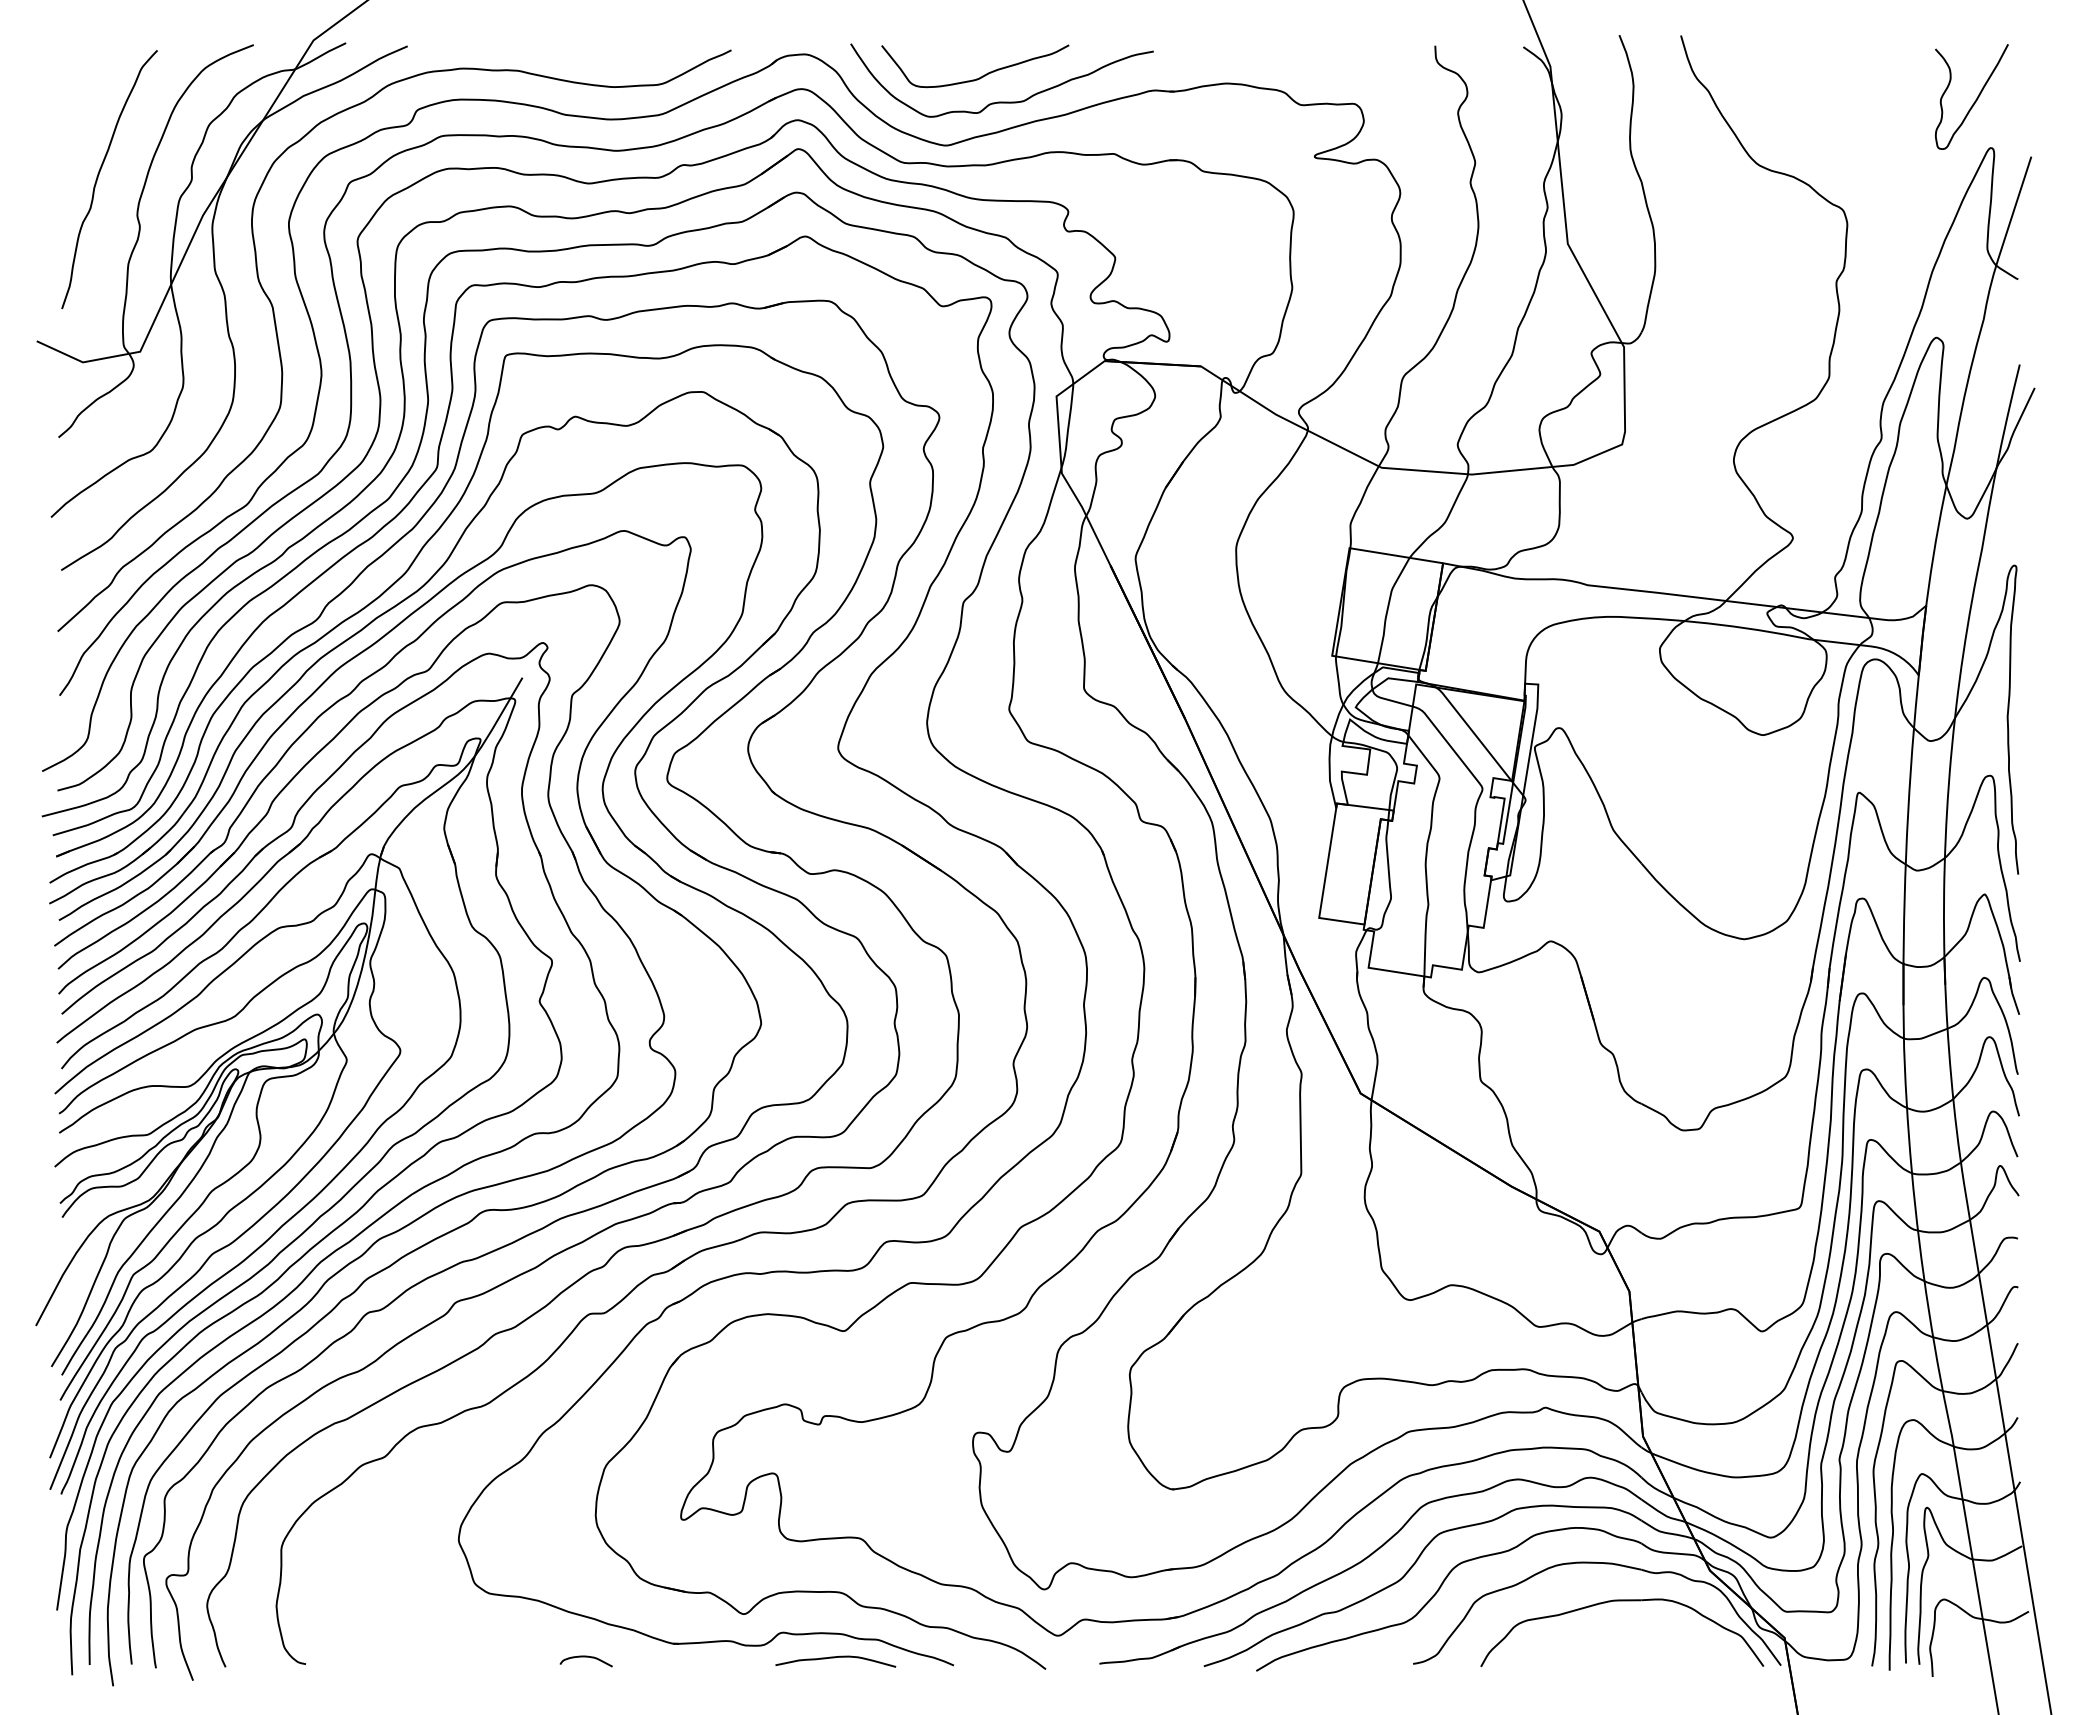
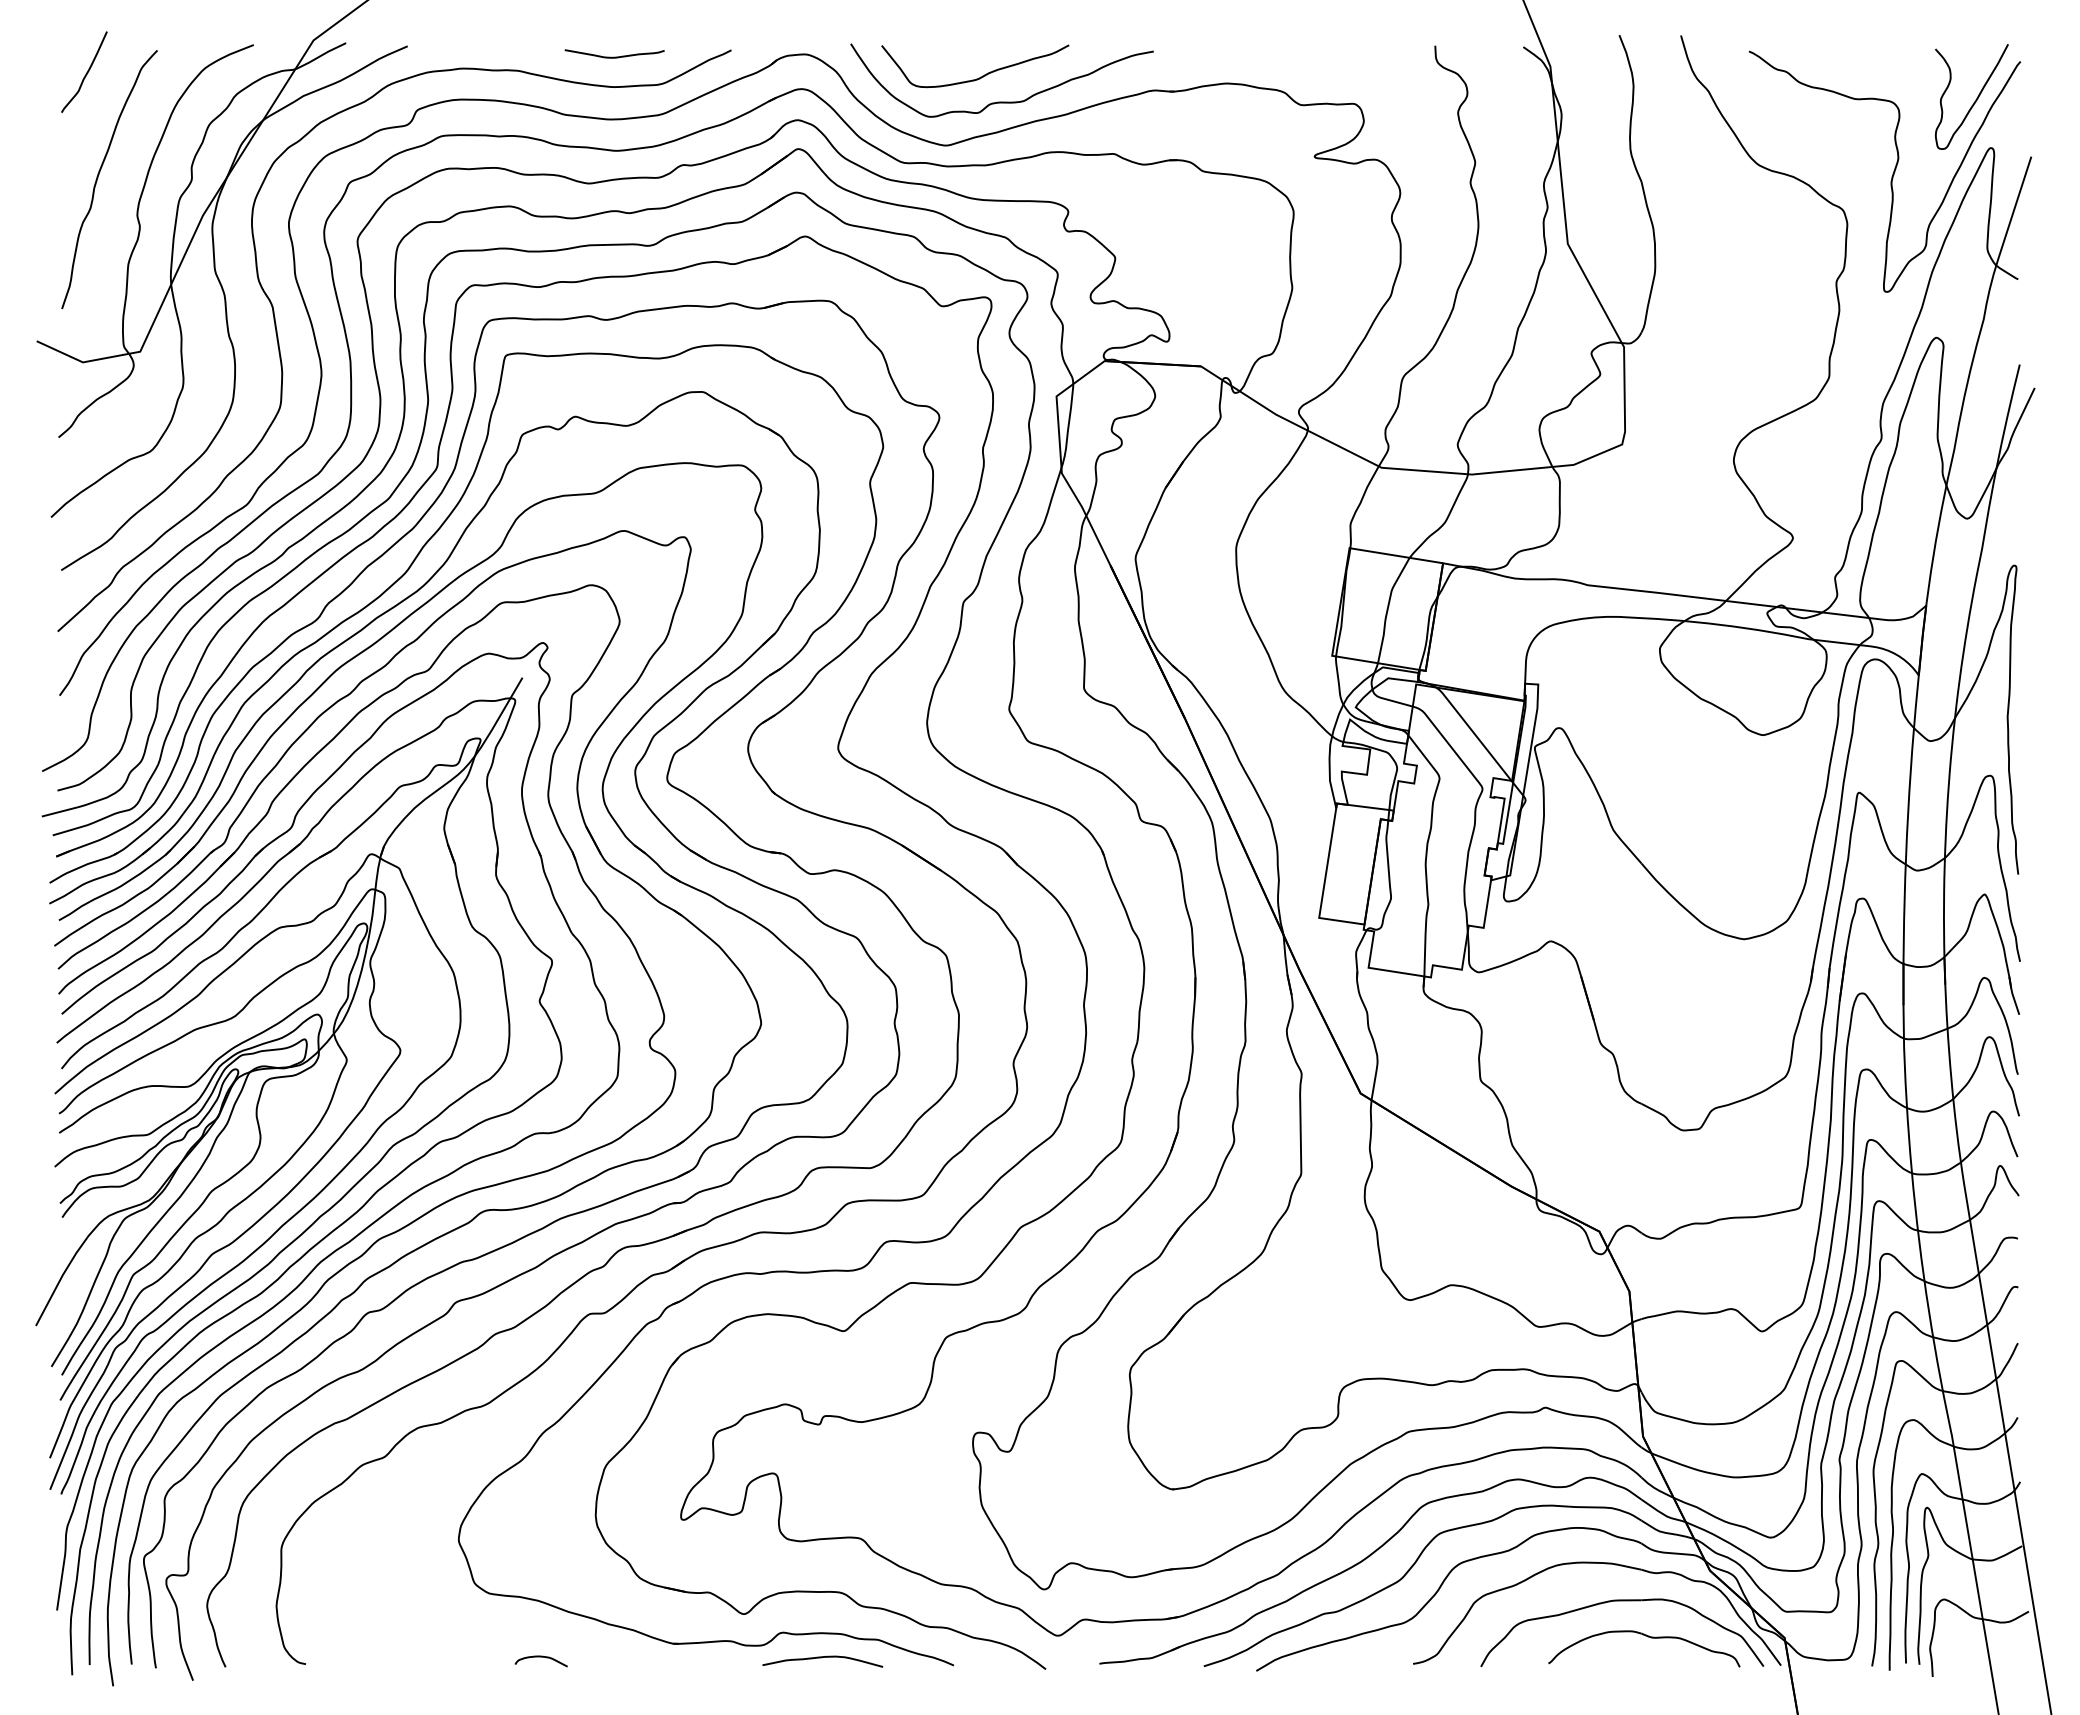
curve: none -> present (614, 56)
curve: none -> present (86, 72)
curve: none -> present (1892, 173)
part: none -> present (1648, 1637)
curve position: (585, 1657) -> (540, 1657) (540, 1657)
curve position: (835, 1658) -> (822, 1658) (822, 1658)
